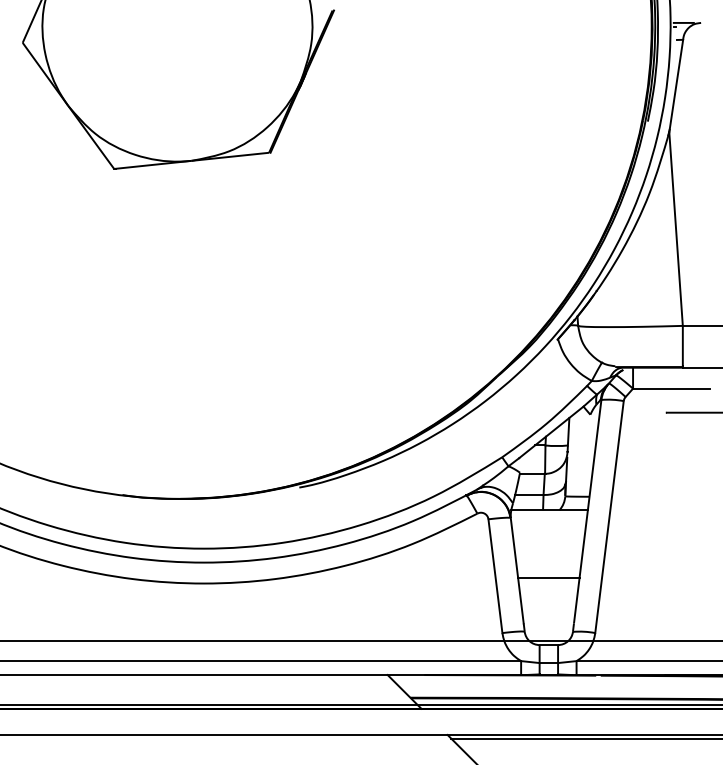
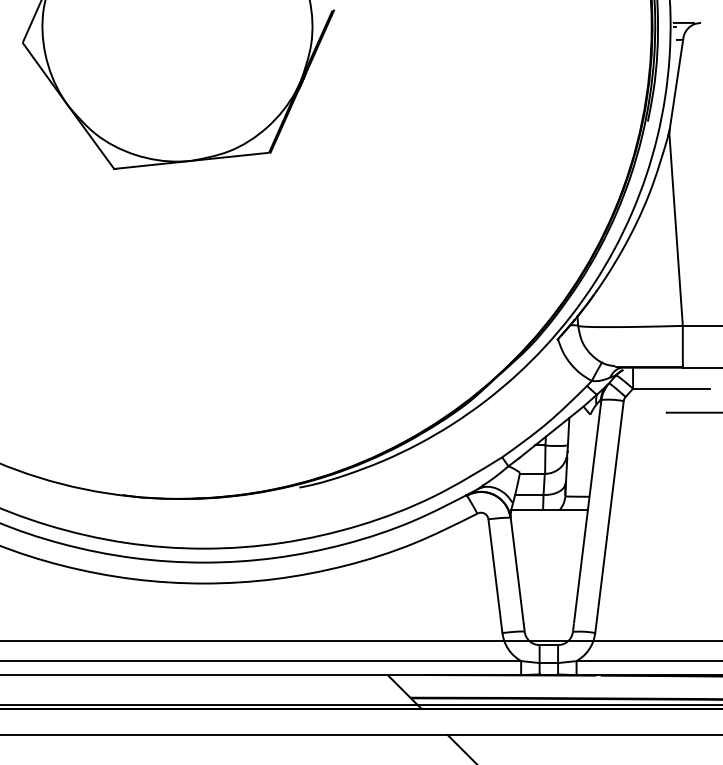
line: present -> none (548, 578)
line: present -> none (585, 738)
